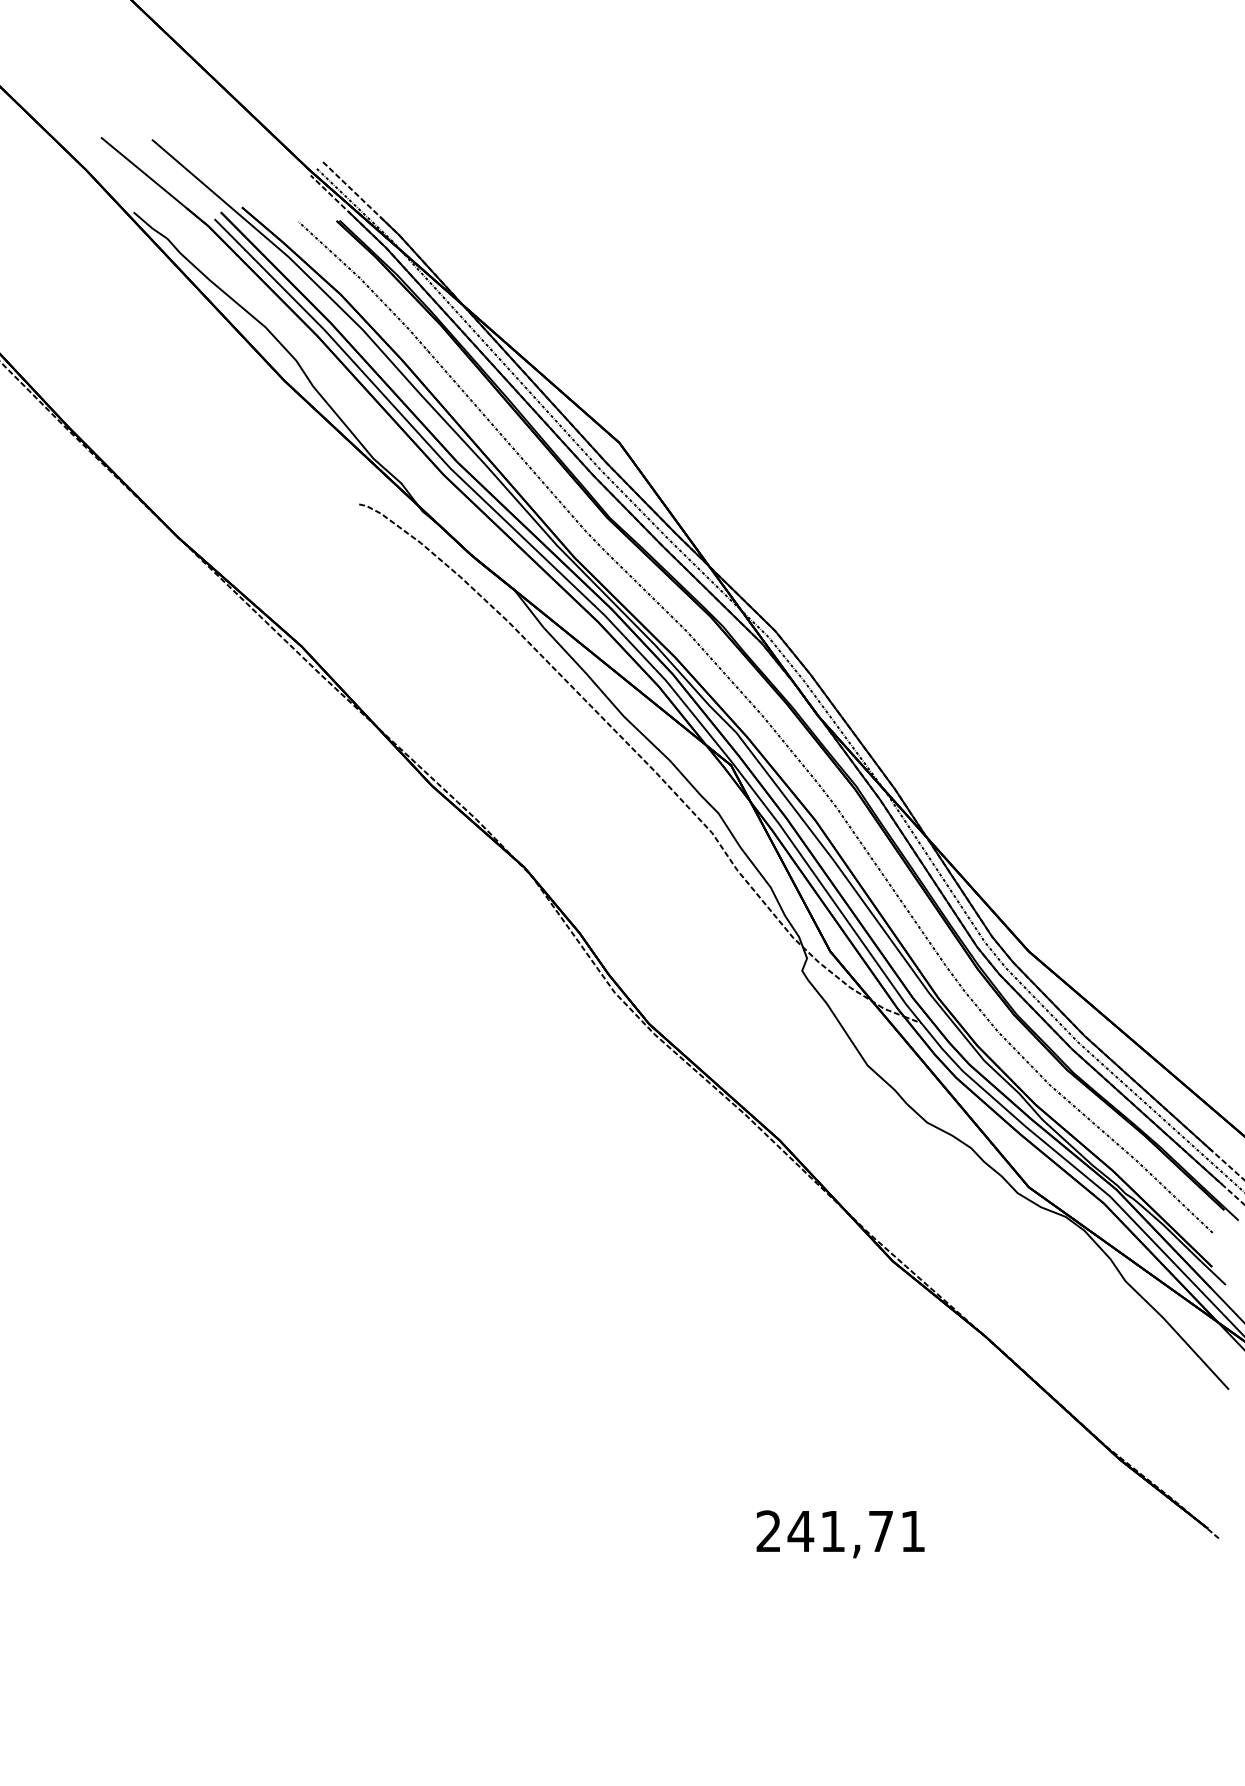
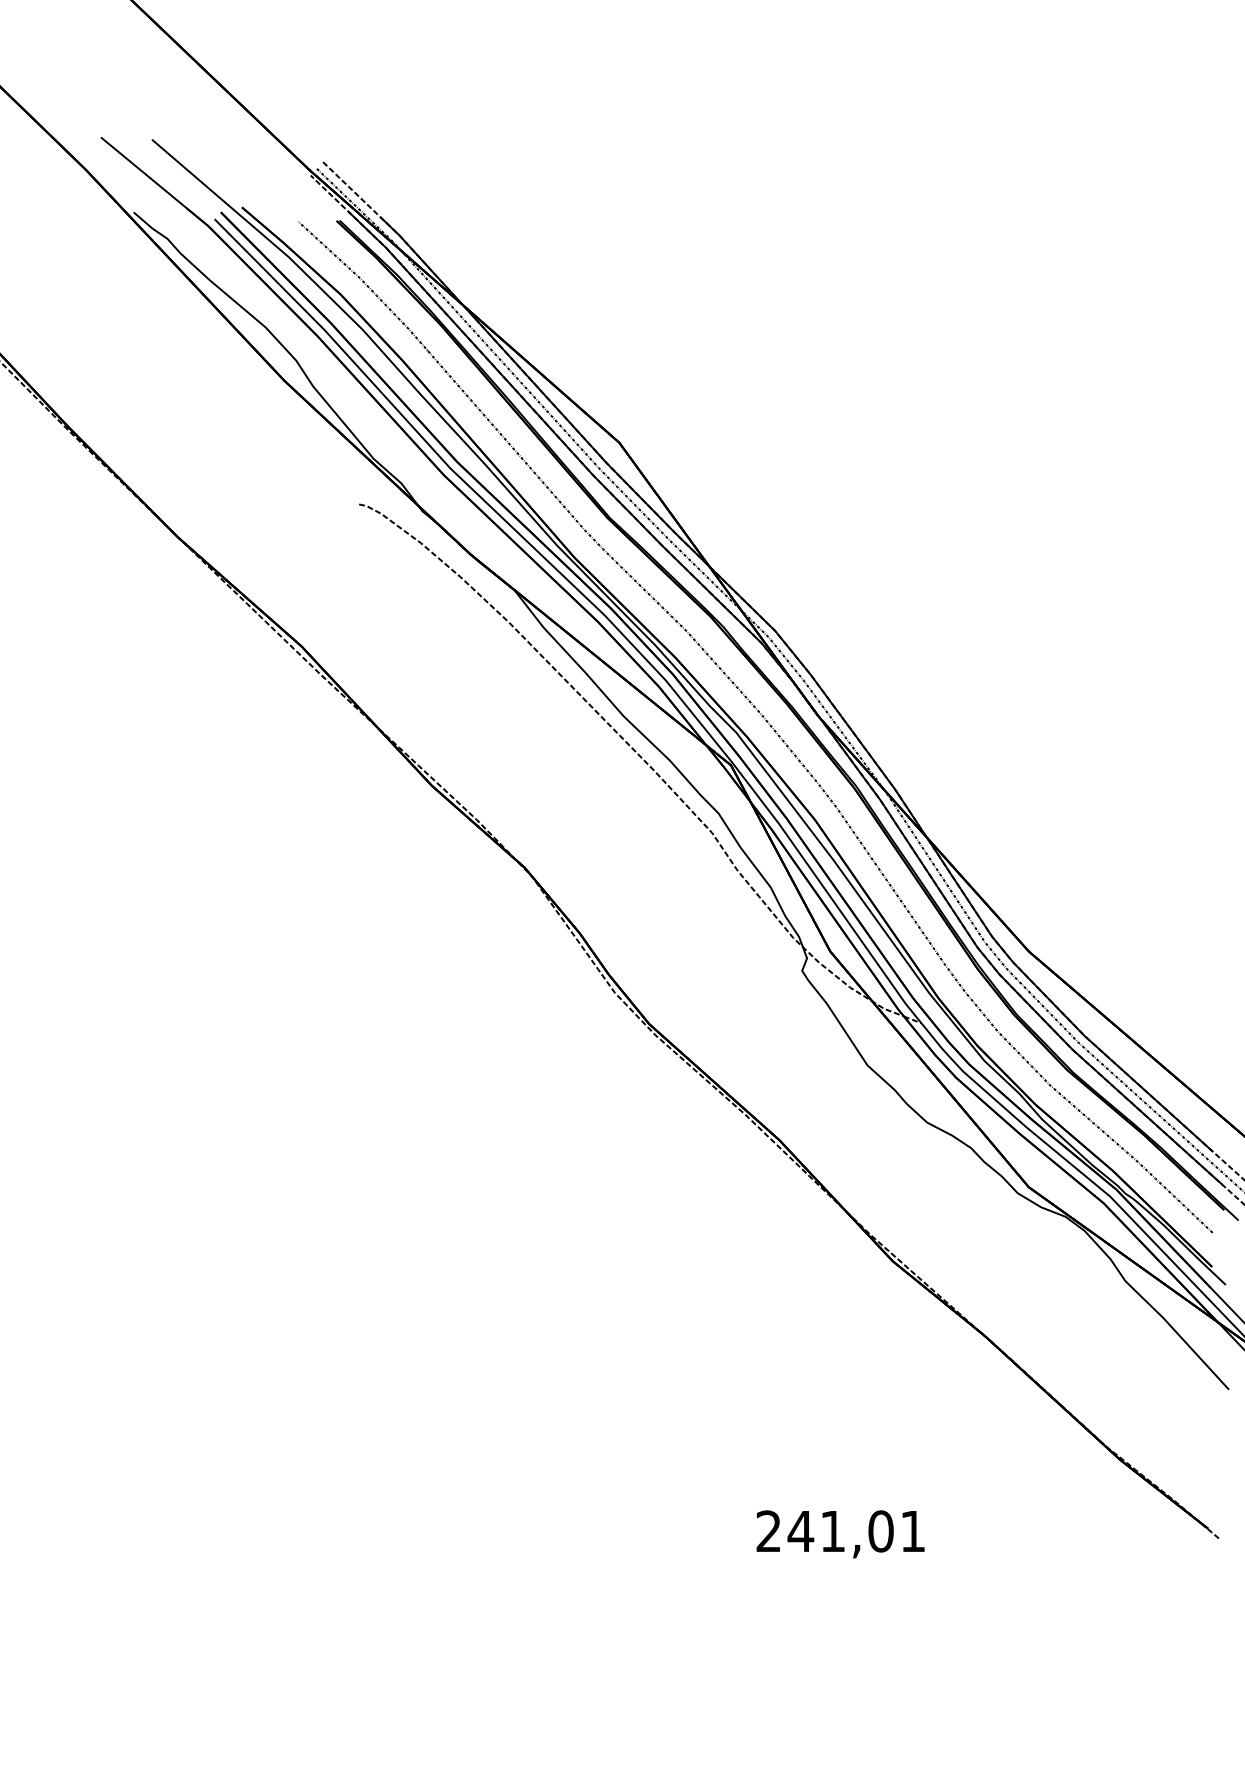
text: 241,71 -> 241,01 (880, 1531)
